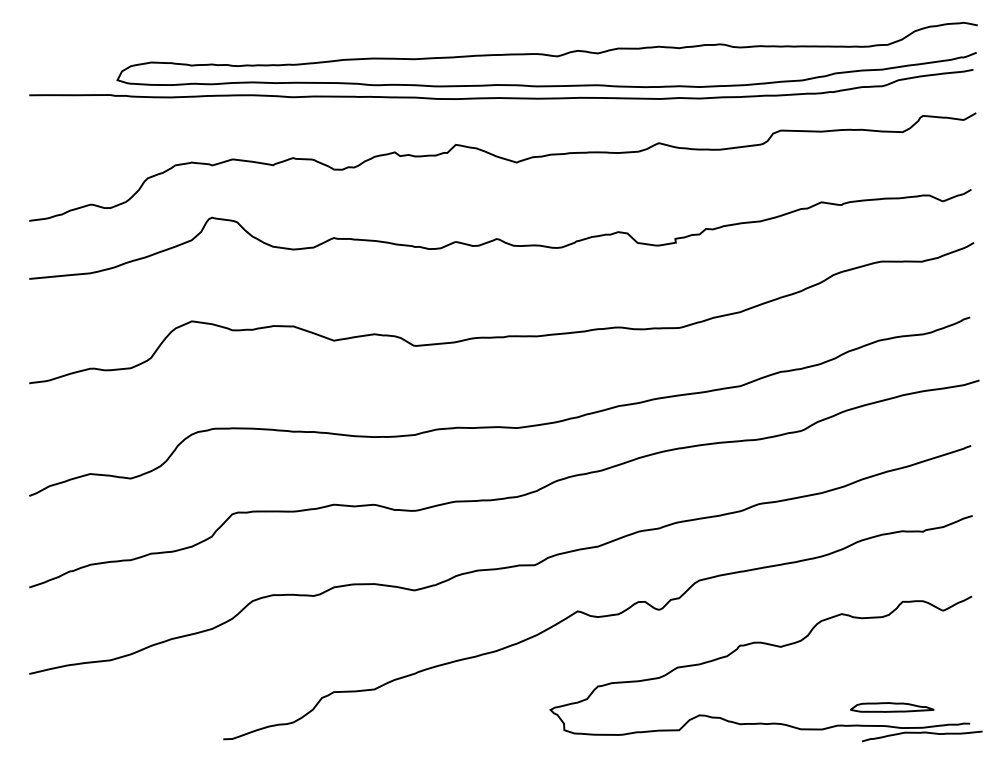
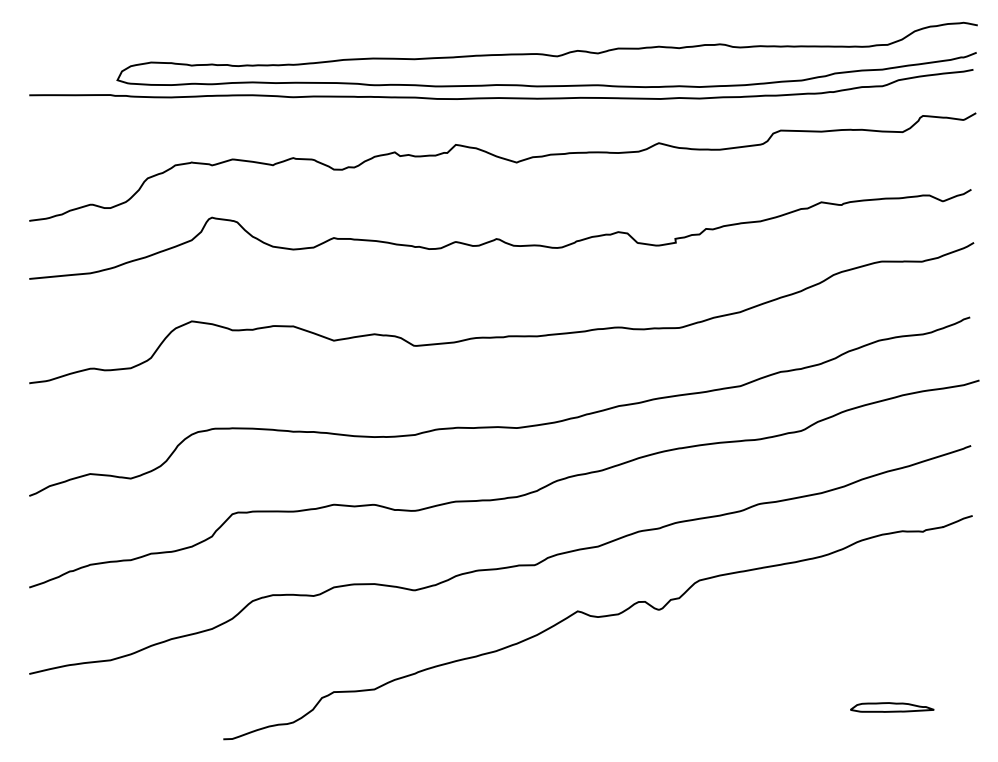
part: present -> none (768, 645)
